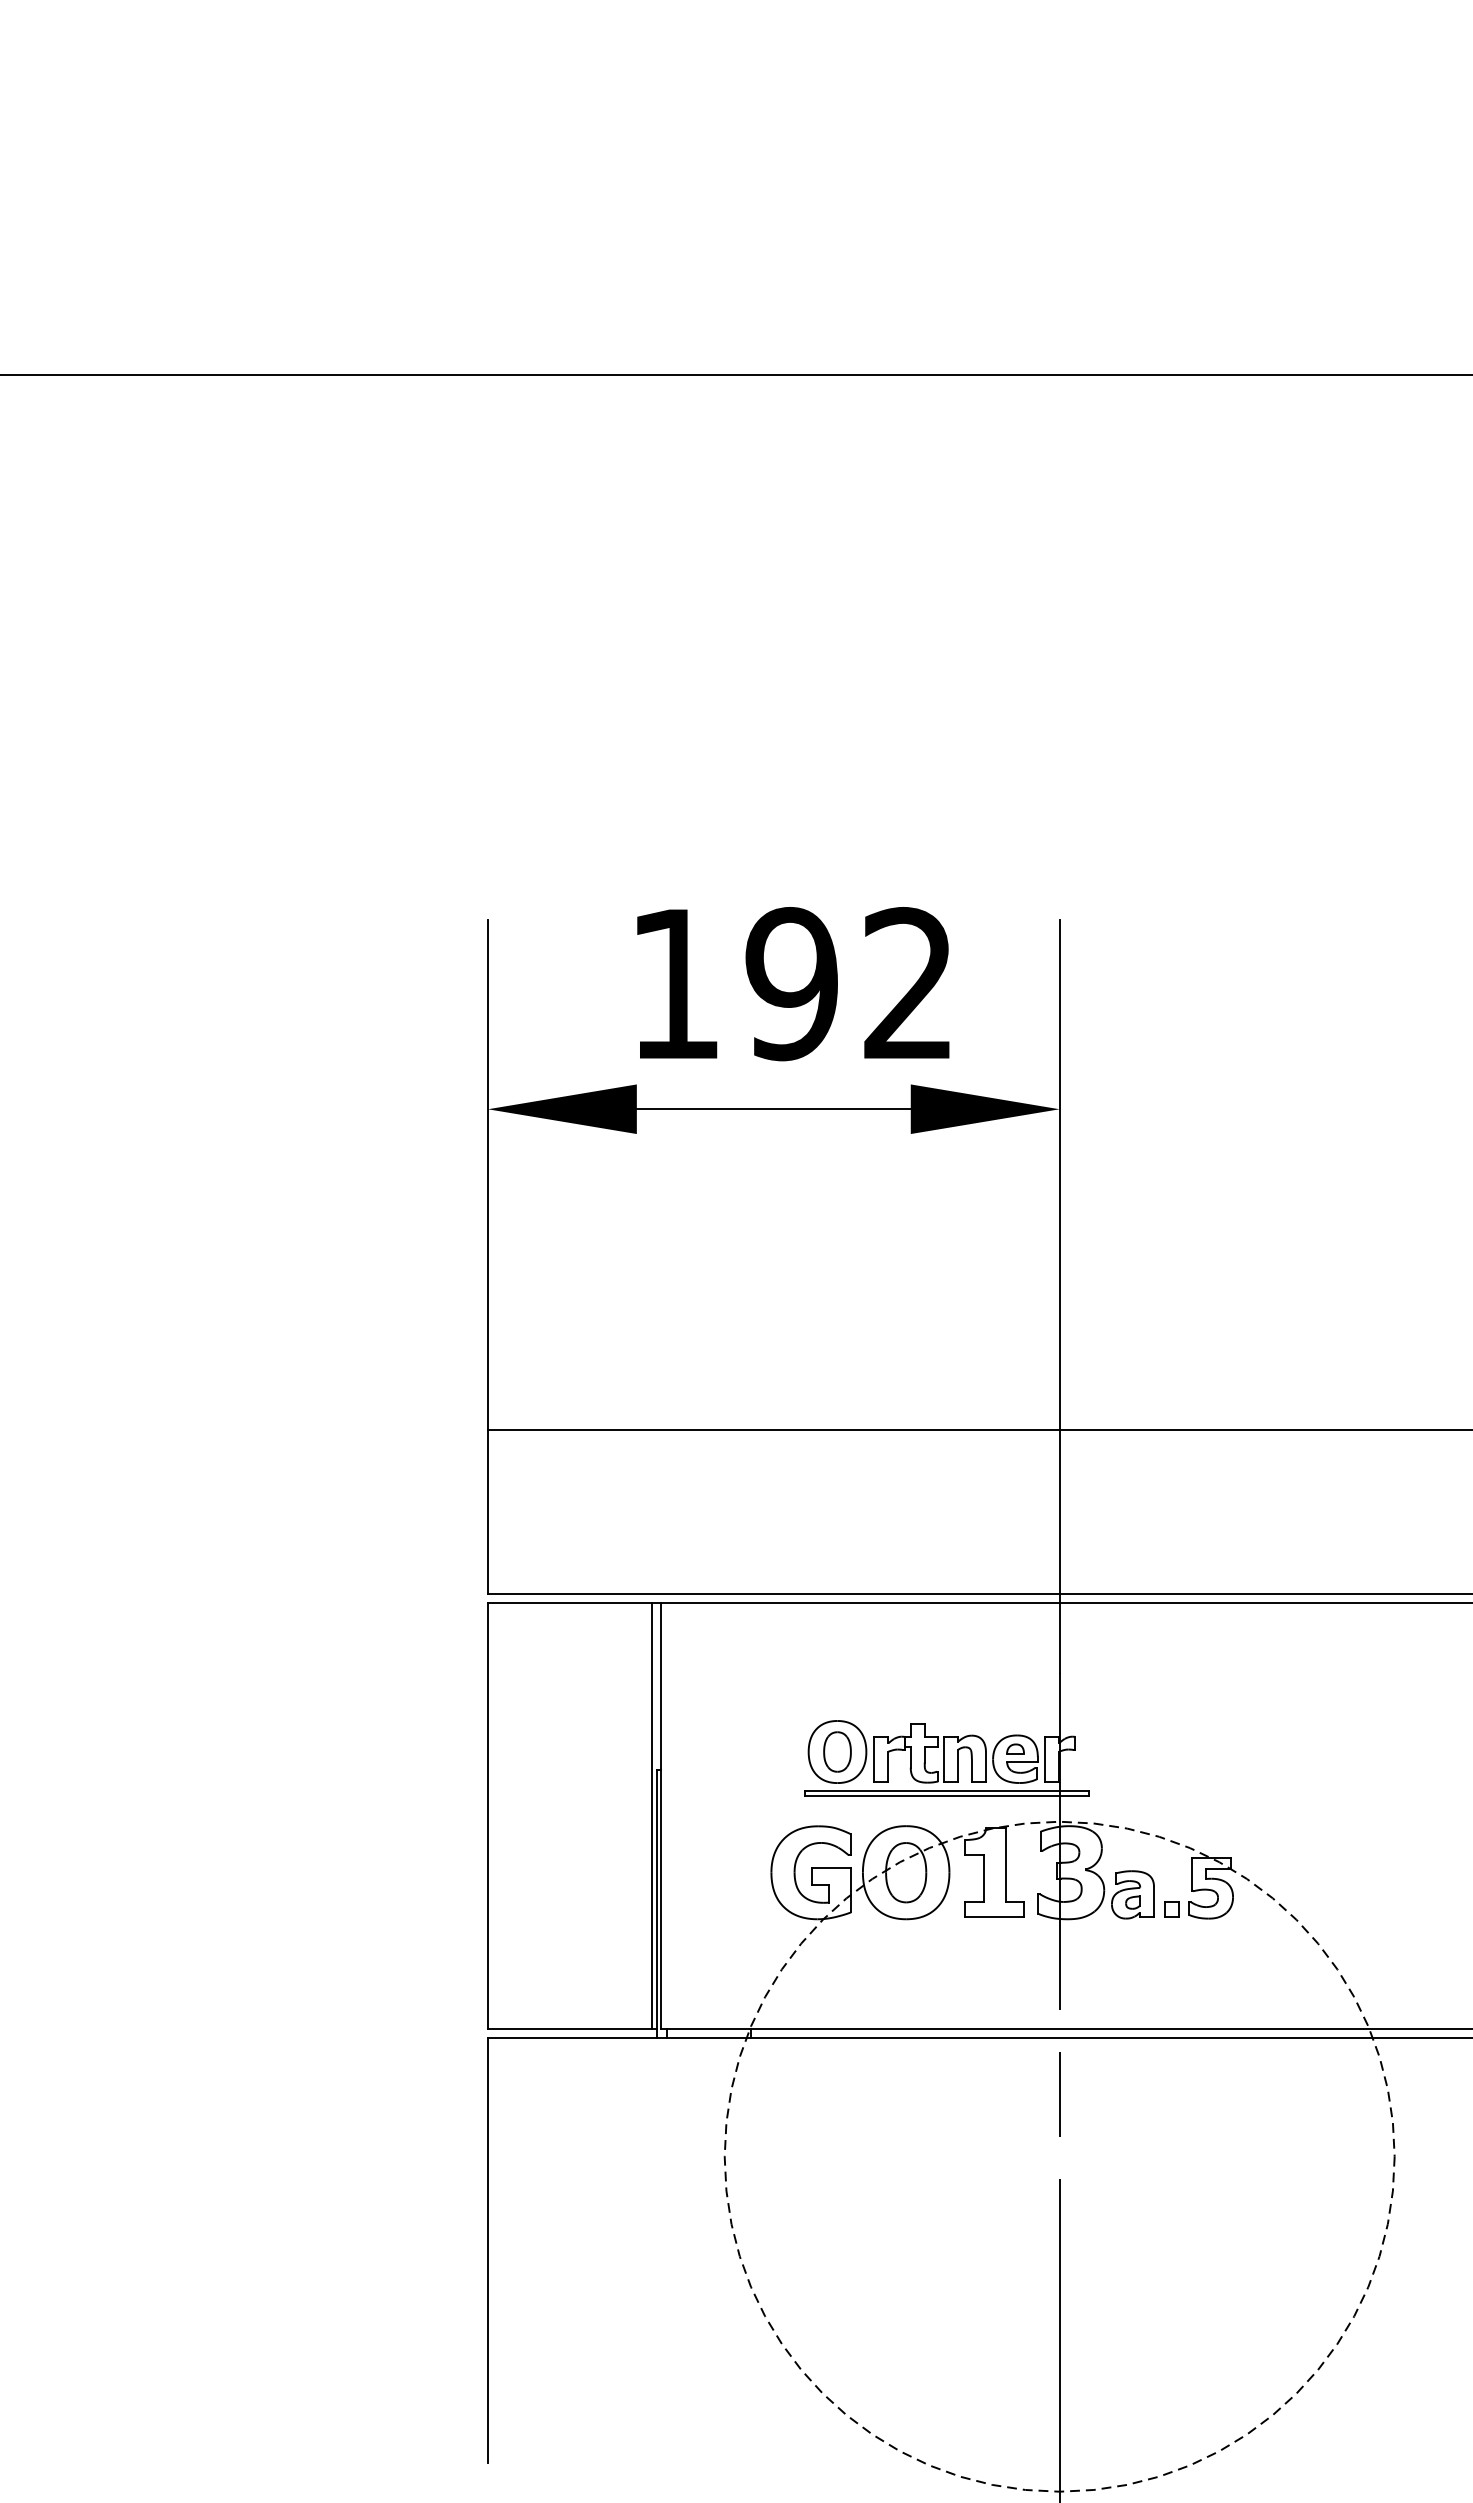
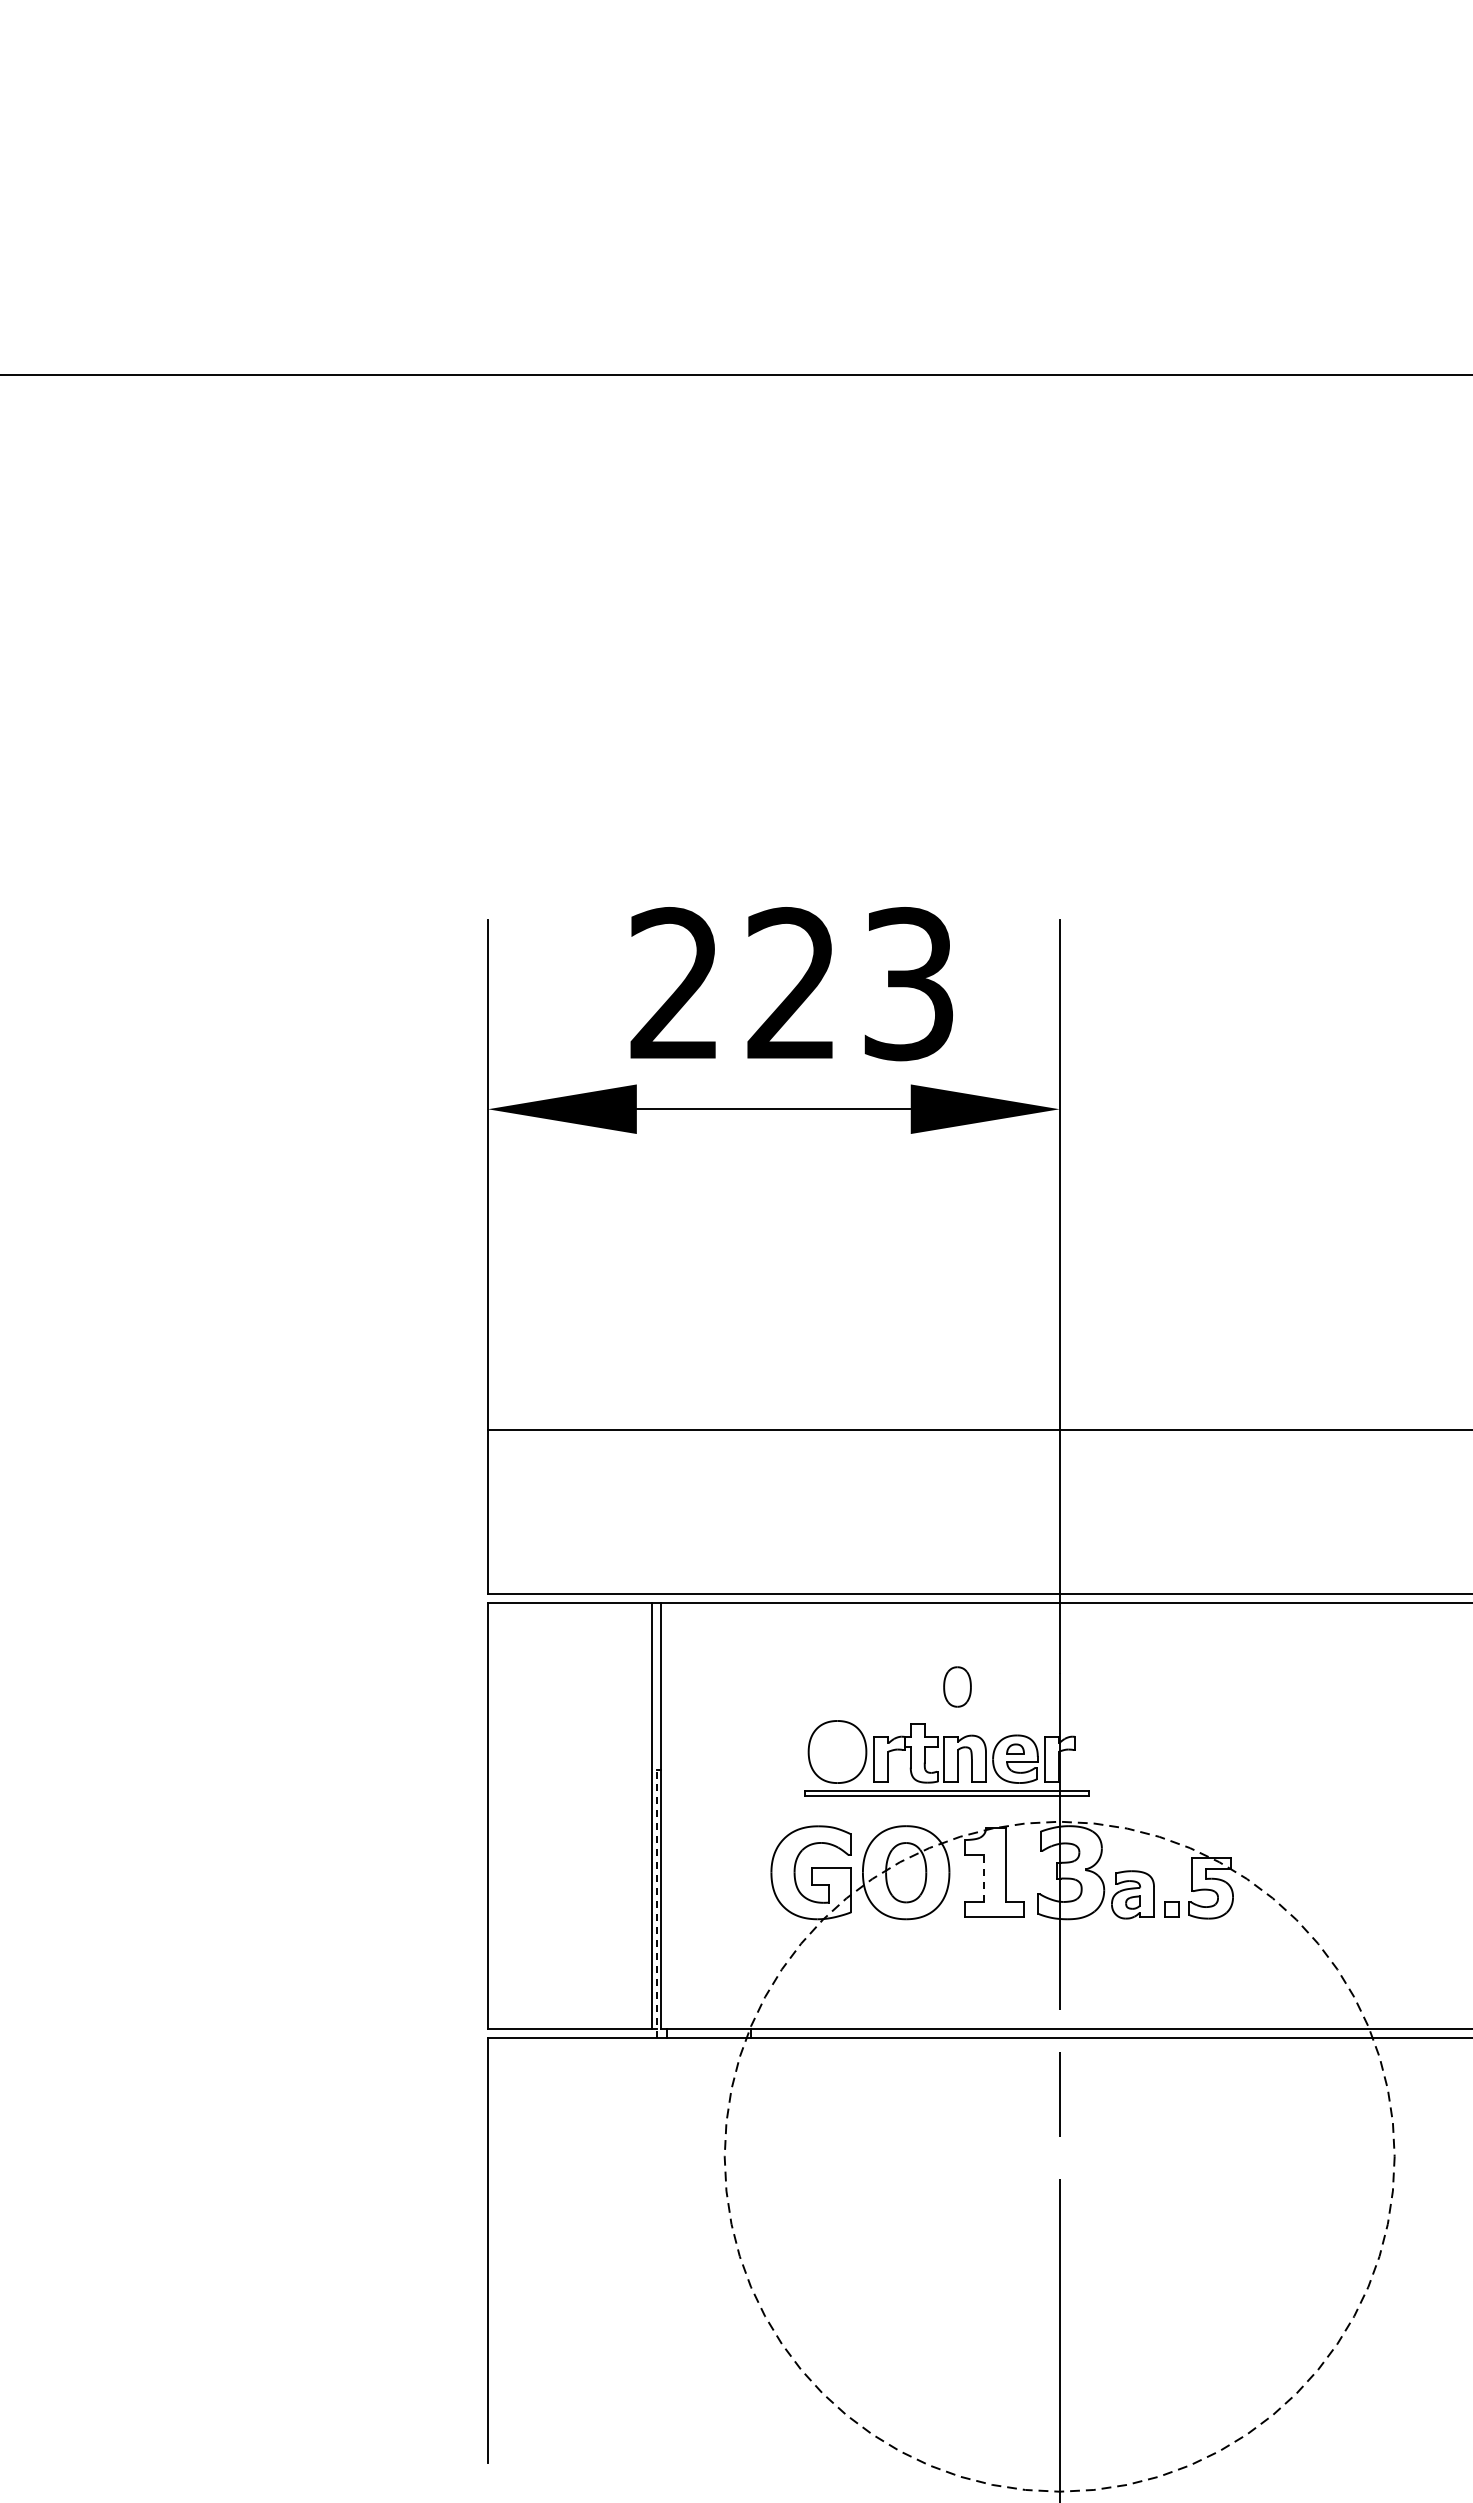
text: 192 -> 223 (791, 984)
part position: (837, 1751) -> (957, 1686) (957, 1686)
line: solid -> dashed (984, 1878)
line: solid -> dashed (656, 1903)
